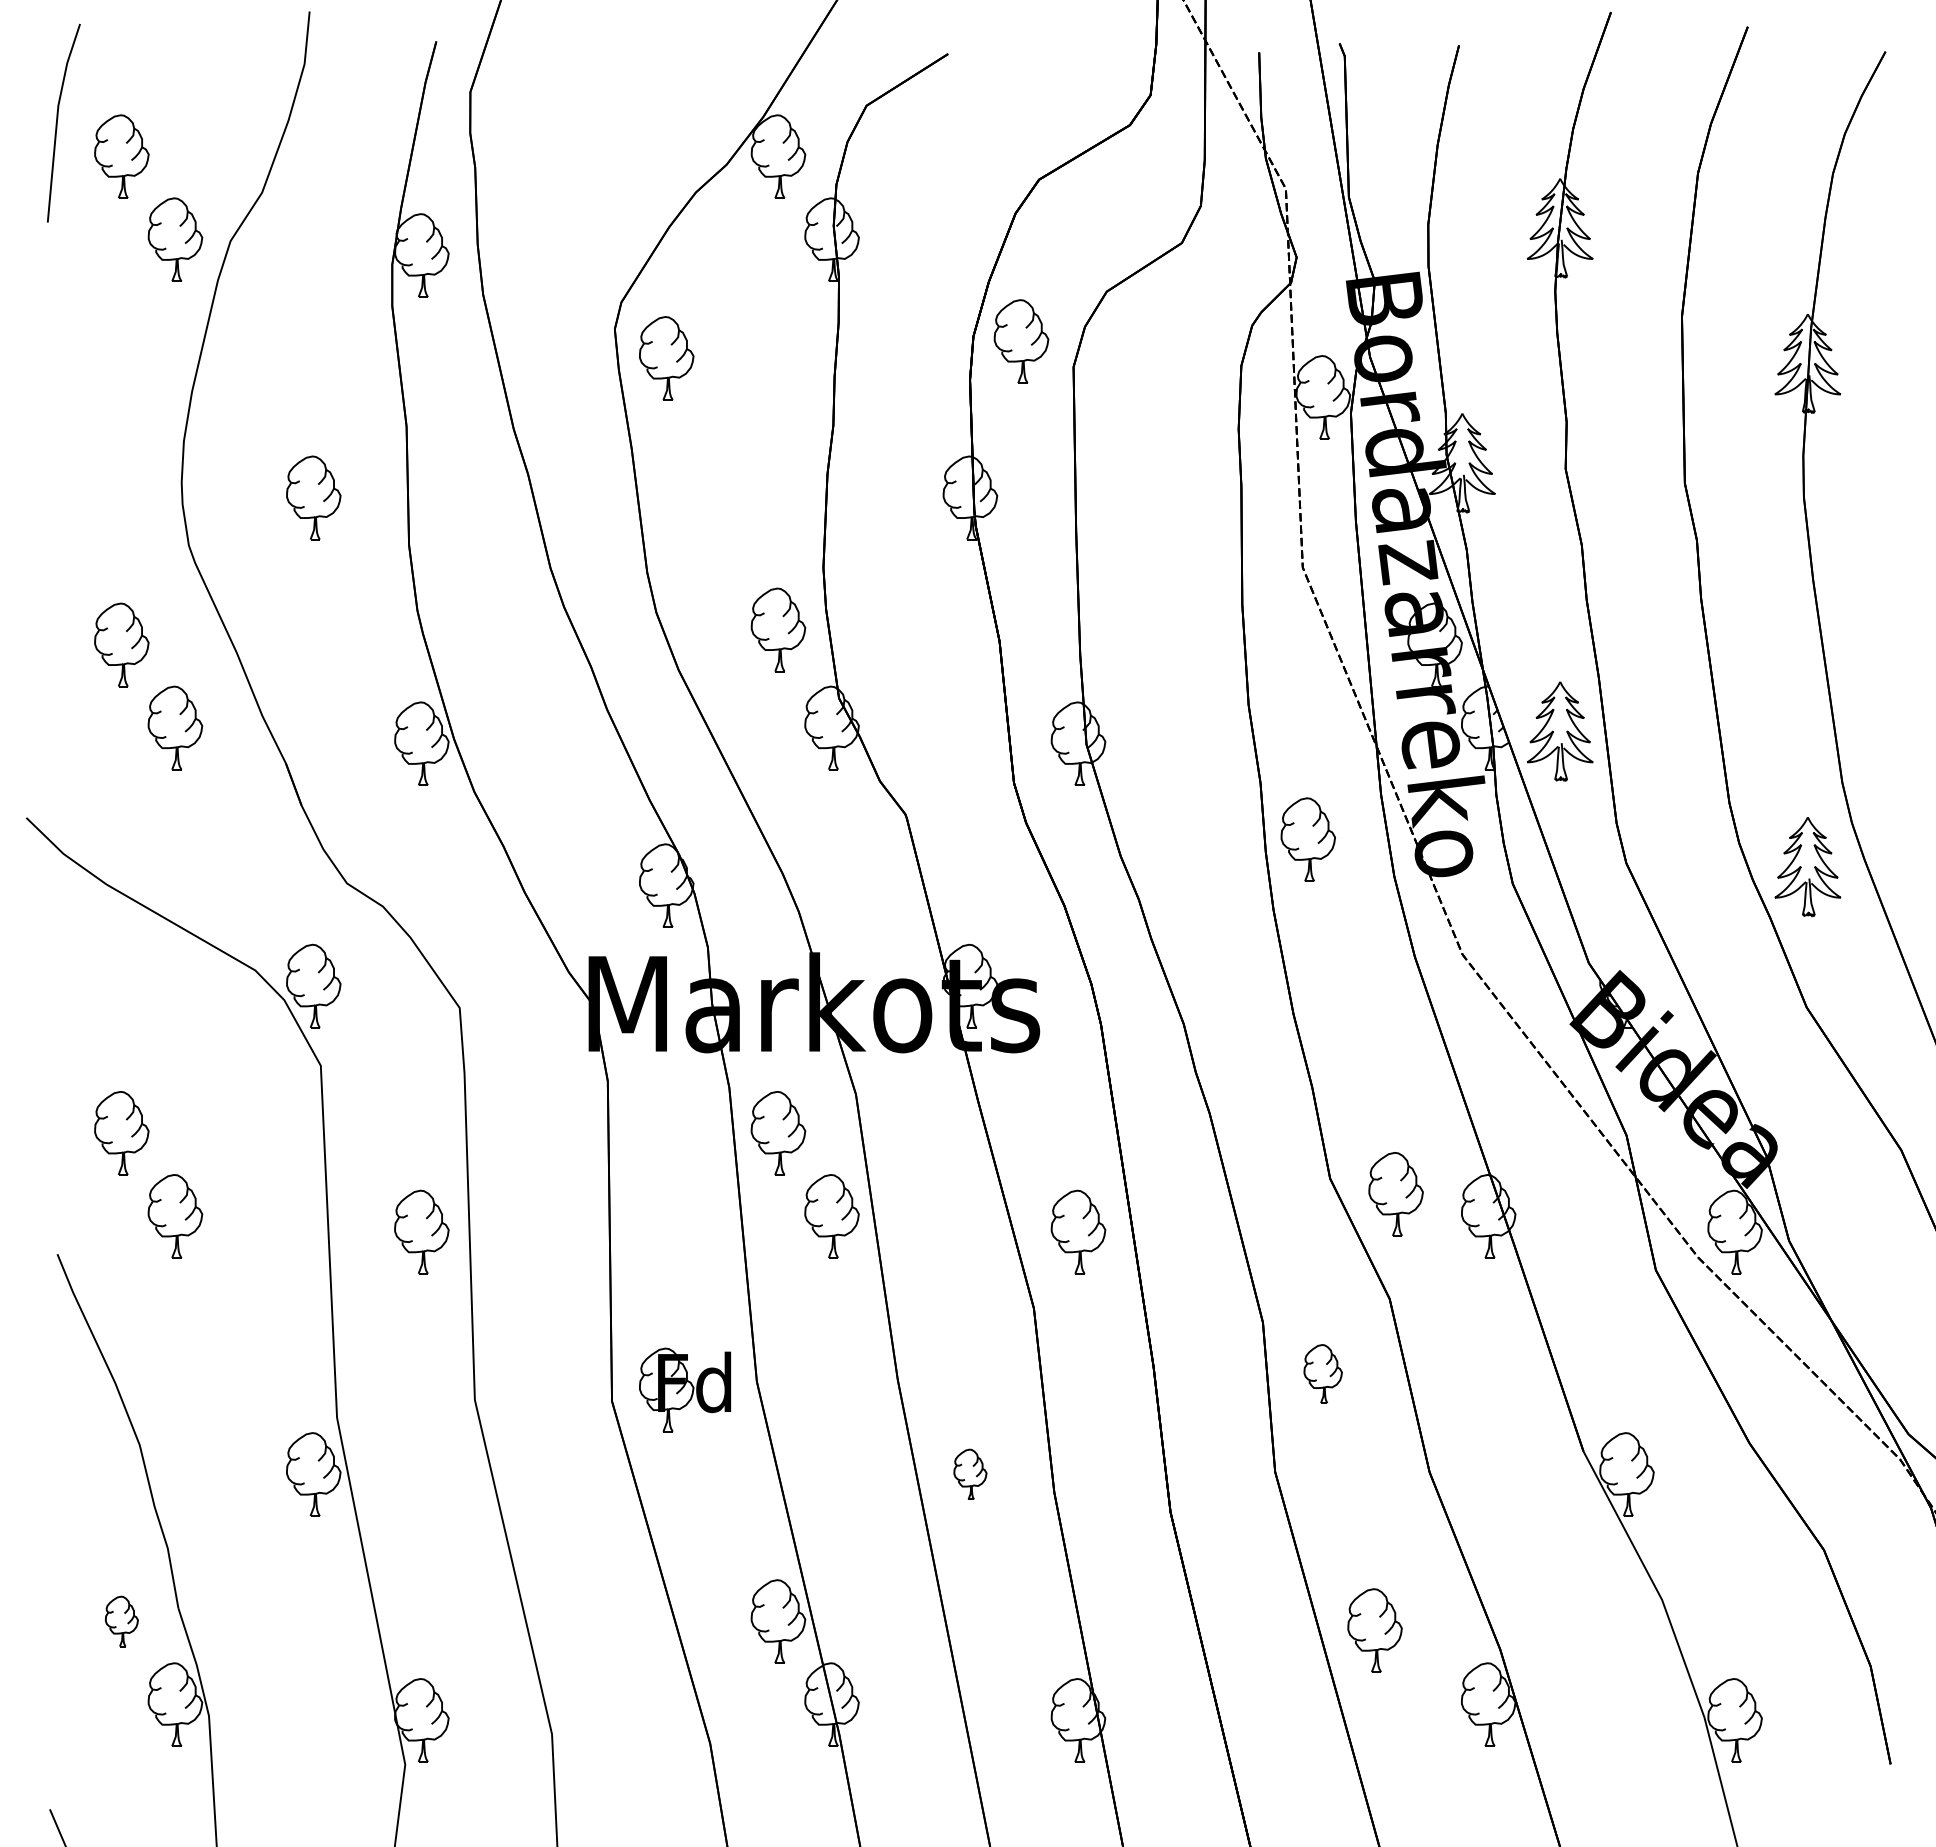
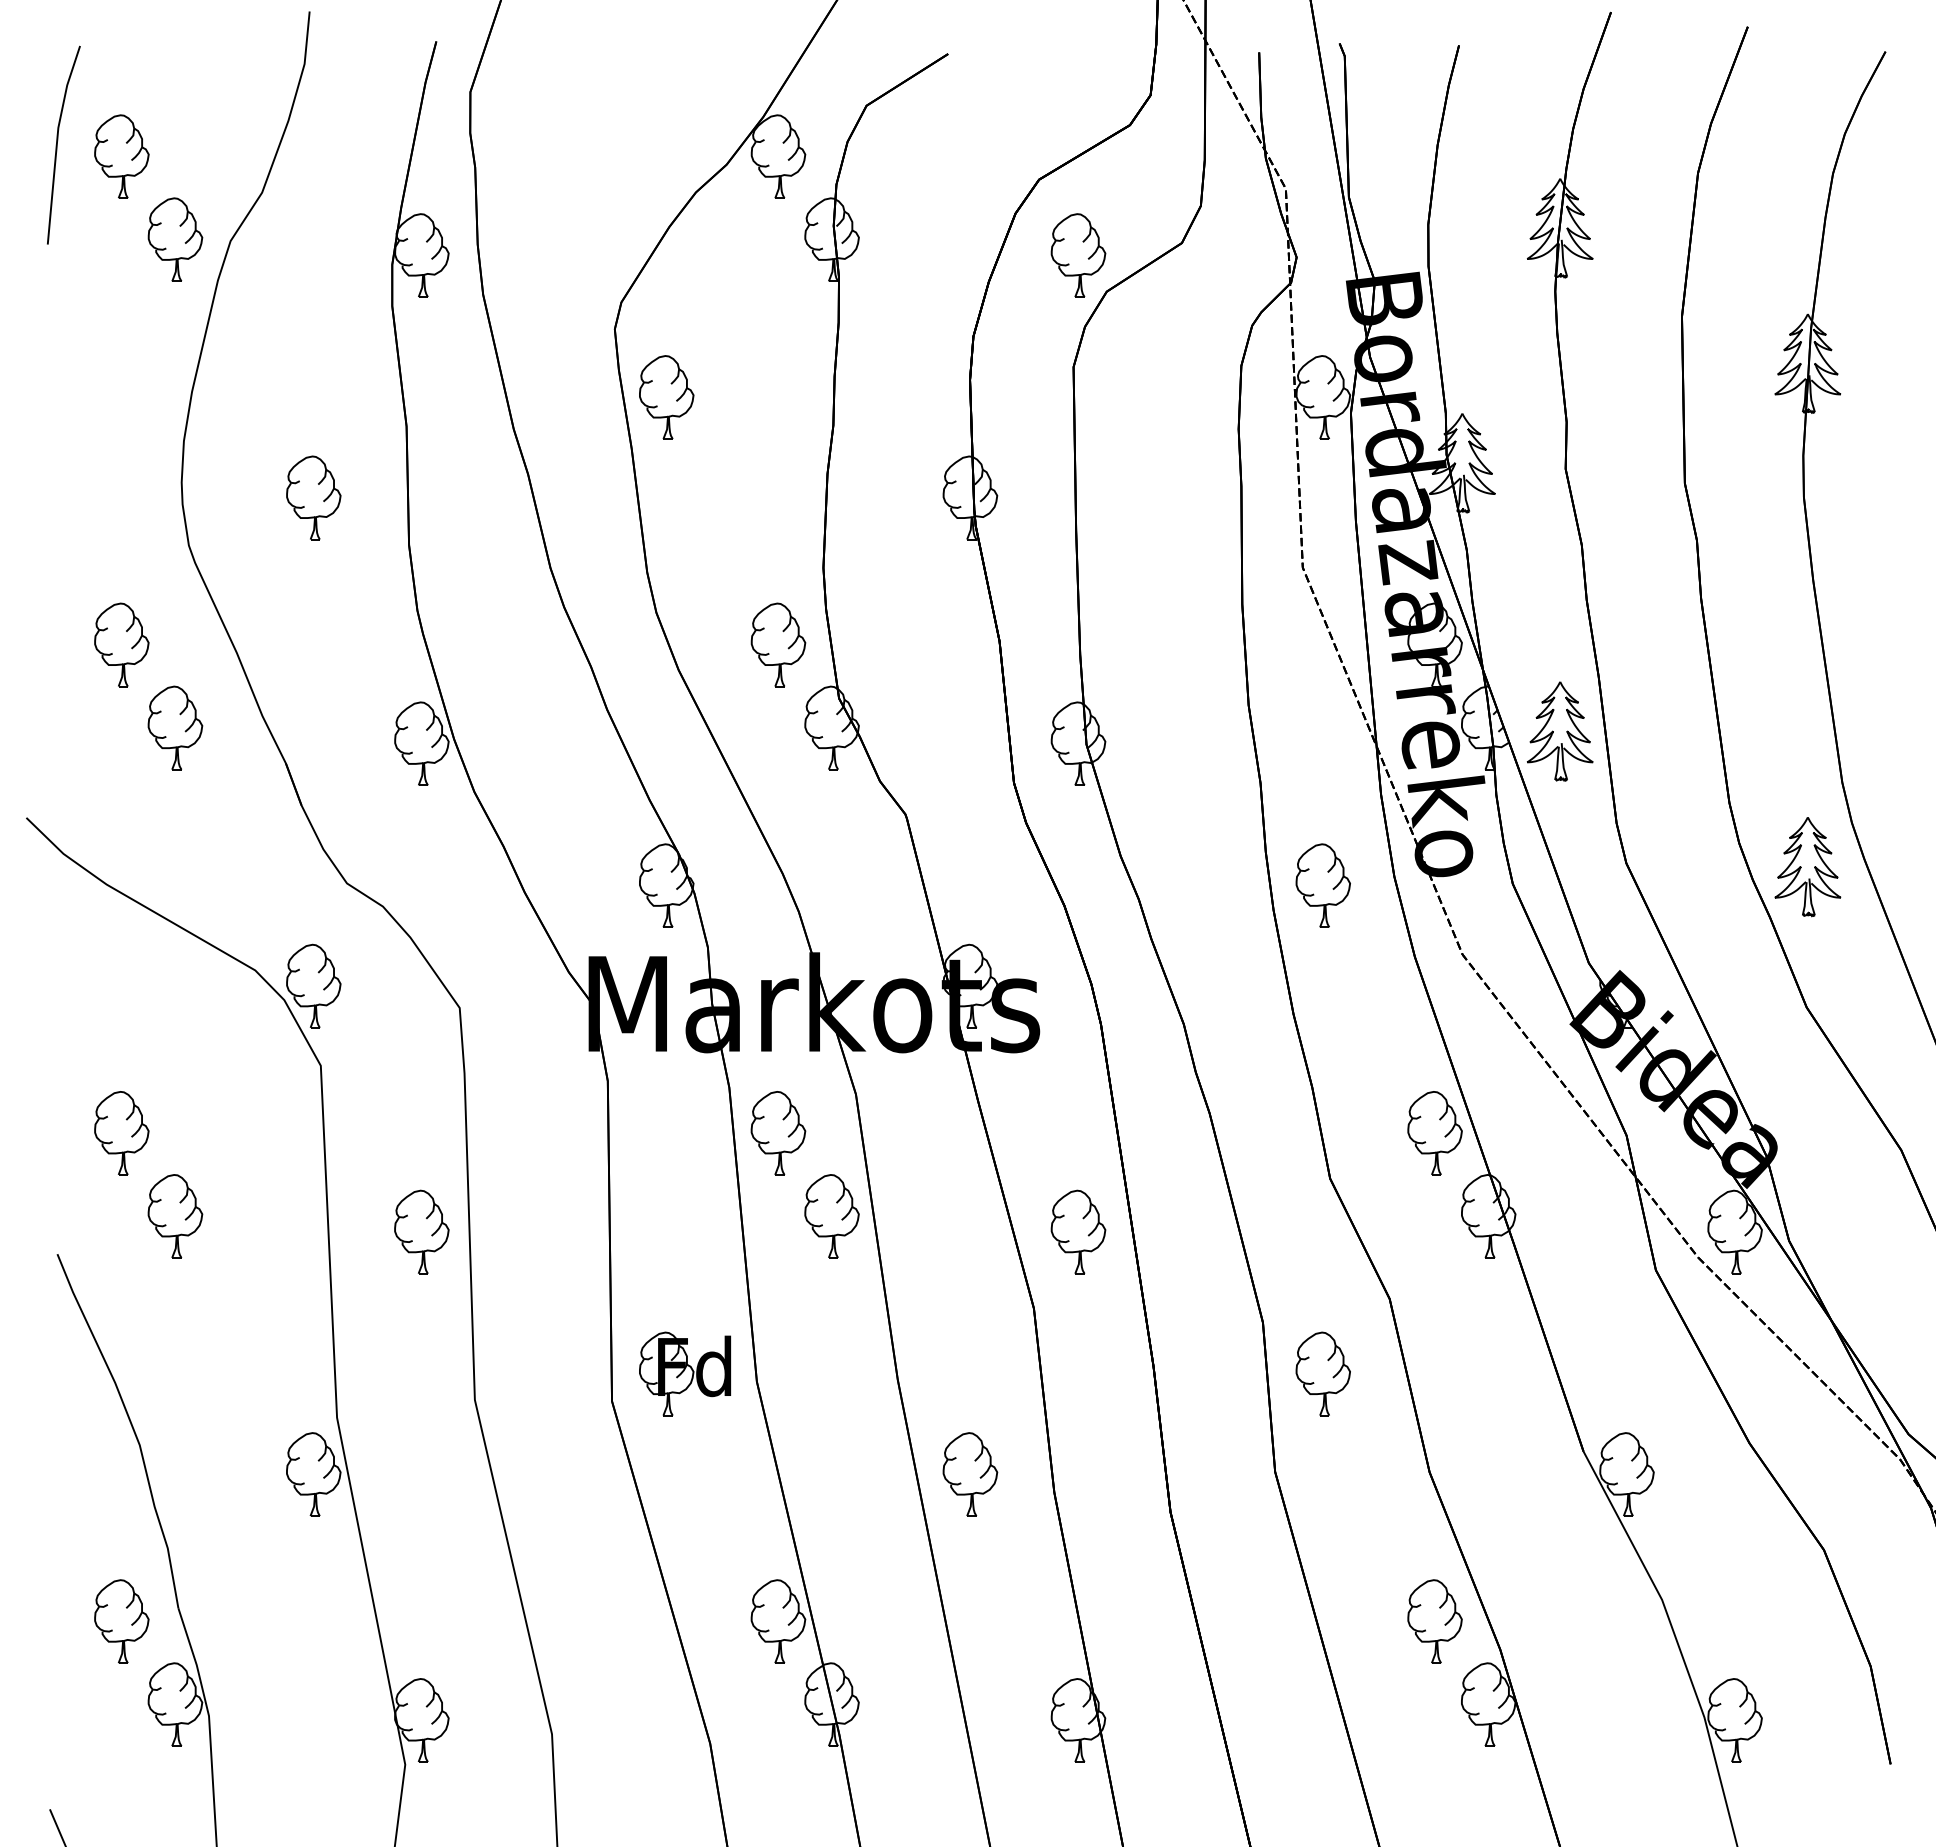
line position: (57, 122) -> (57, 144) (57, 144)
part position: (1021, 341) -> (1078, 255) (1078, 255)
part position: (666, 358) -> (666, 397) (666, 397)
part position: (778, 629) -> (778, 644) (778, 644)
part position: (1307, 839) -> (1322, 885) (1322, 885)
part position: (1395, 1194) -> (1434, 1133) (1434, 1133)
part size: 40x60 px -> 56x86 px (1322, 1373)
part position: (684, 1389) -> (684, 1373) (684, 1373)
part size: 35x52 px -> 57x85 px (970, 1474)
part size: 34x53 px -> 56x85 px (121, 1621)
part position: (1374, 1630) -> (1434, 1621) (1434, 1621)
